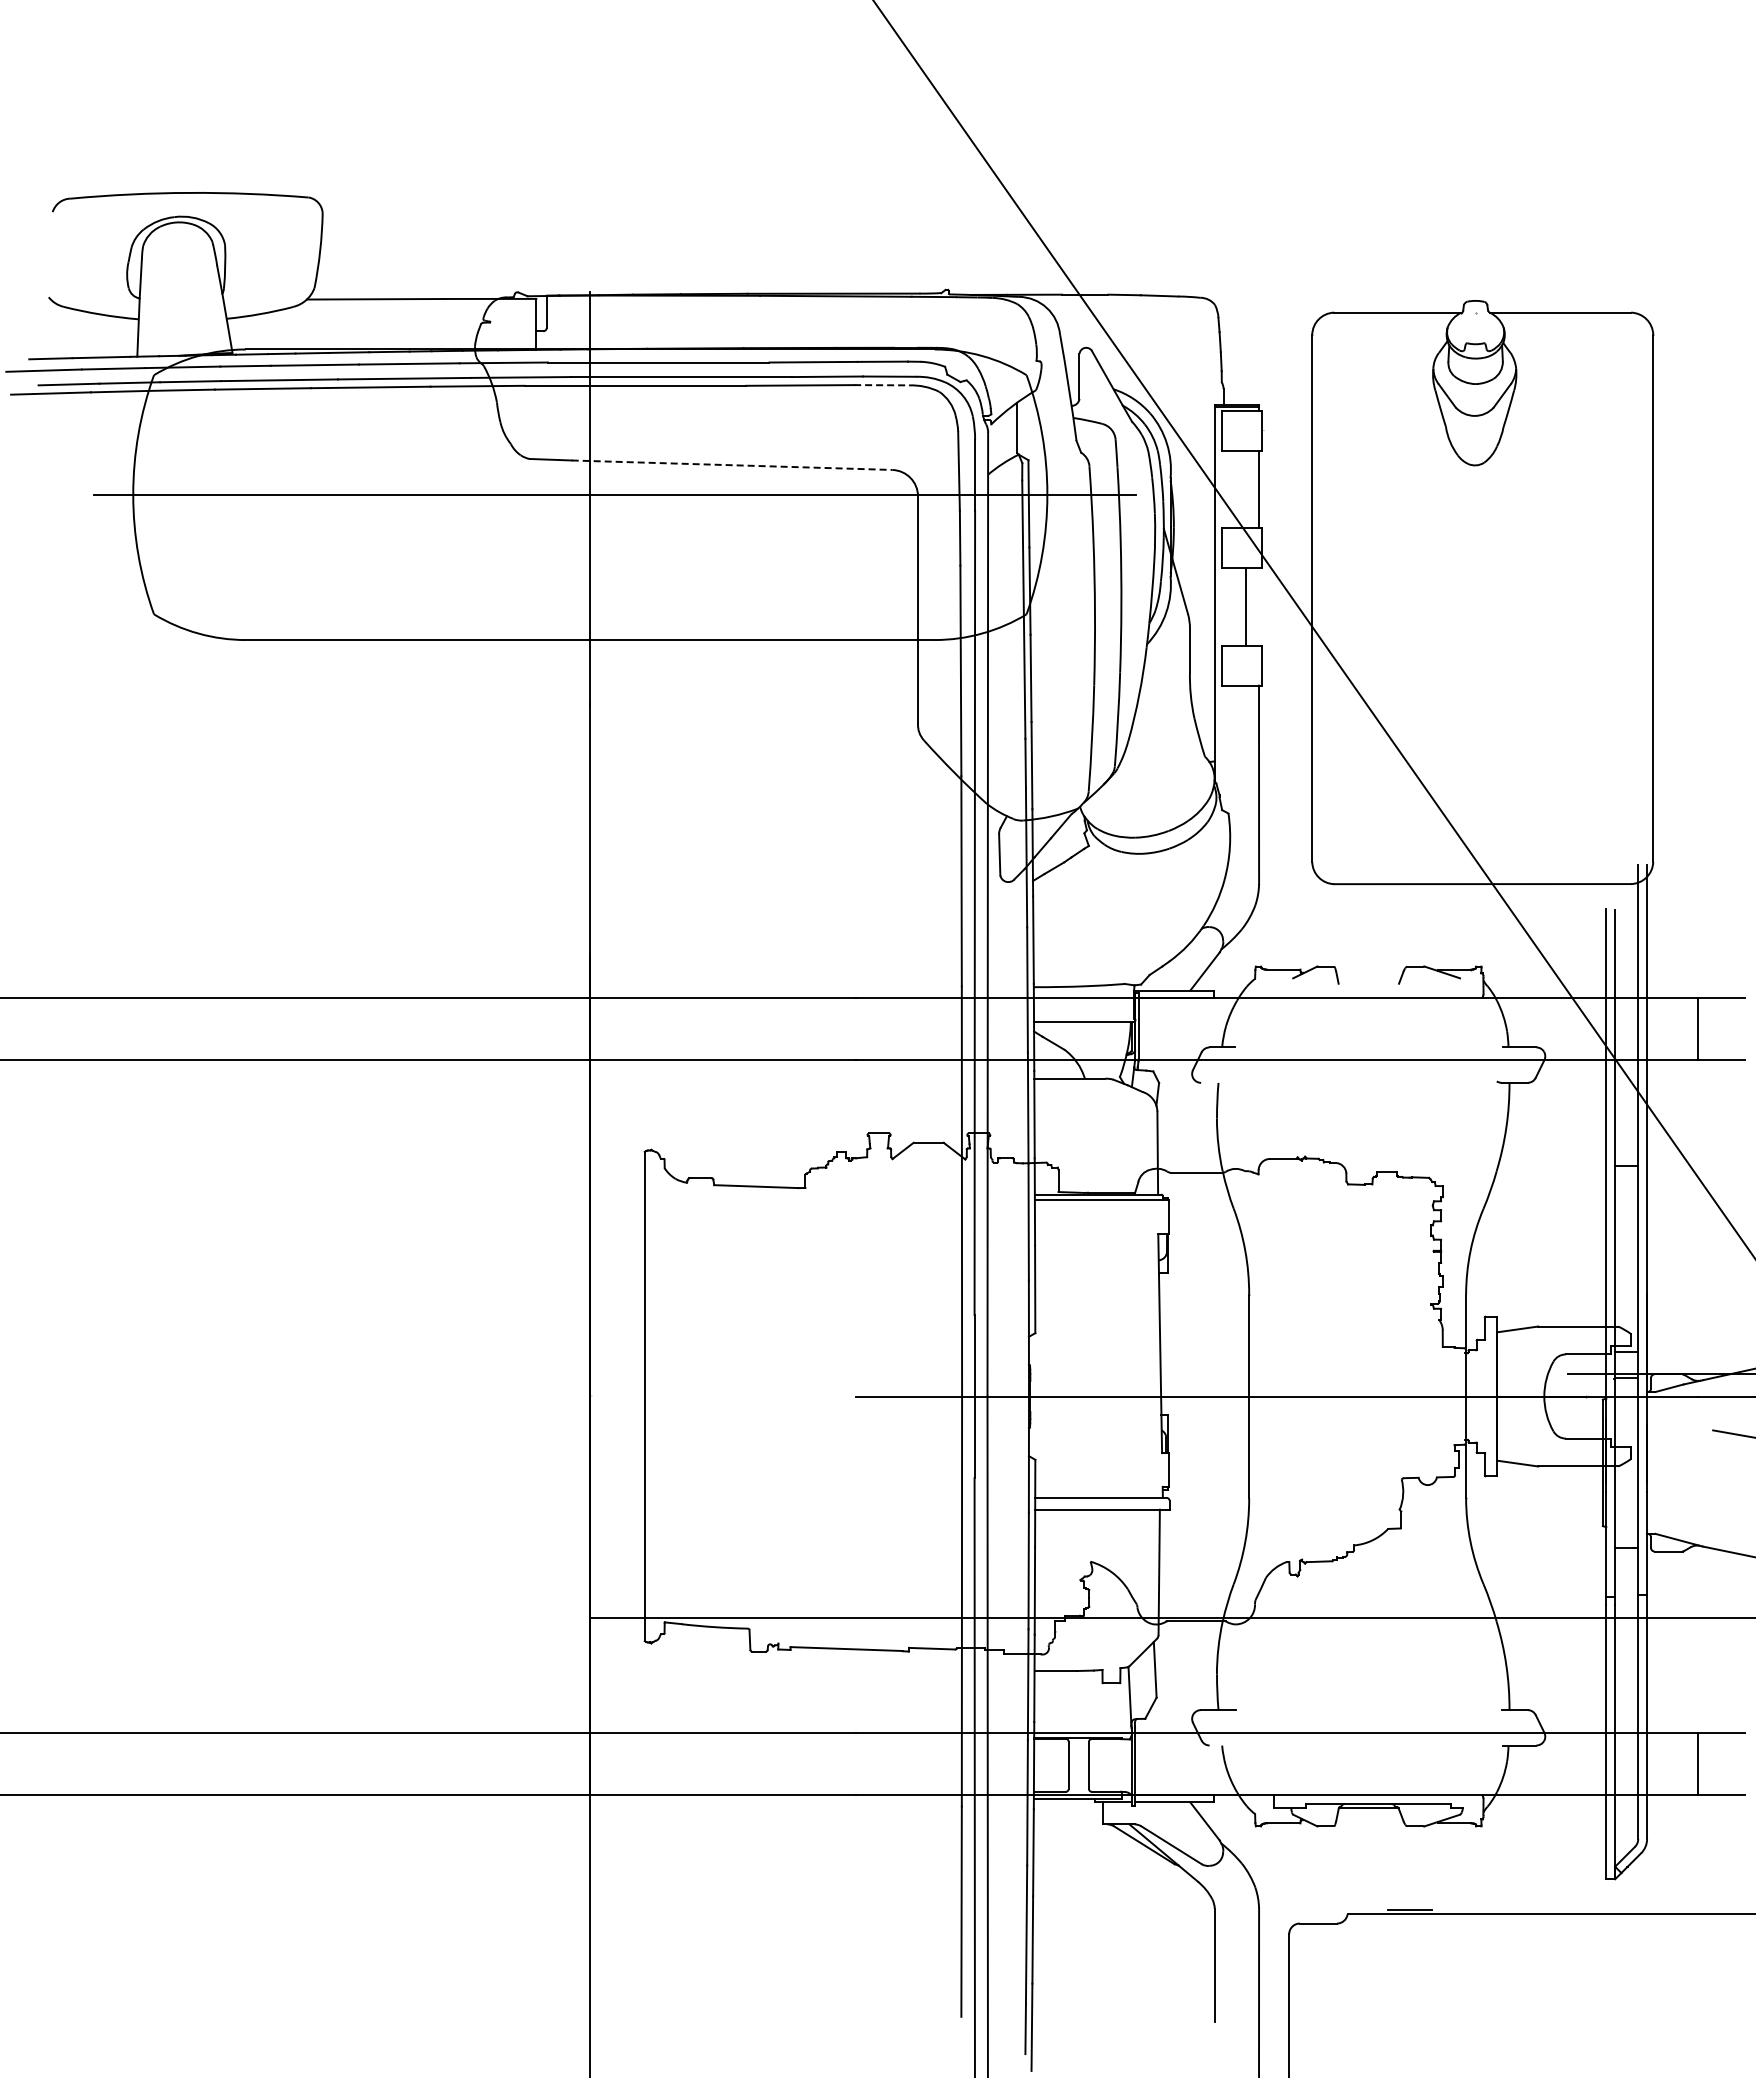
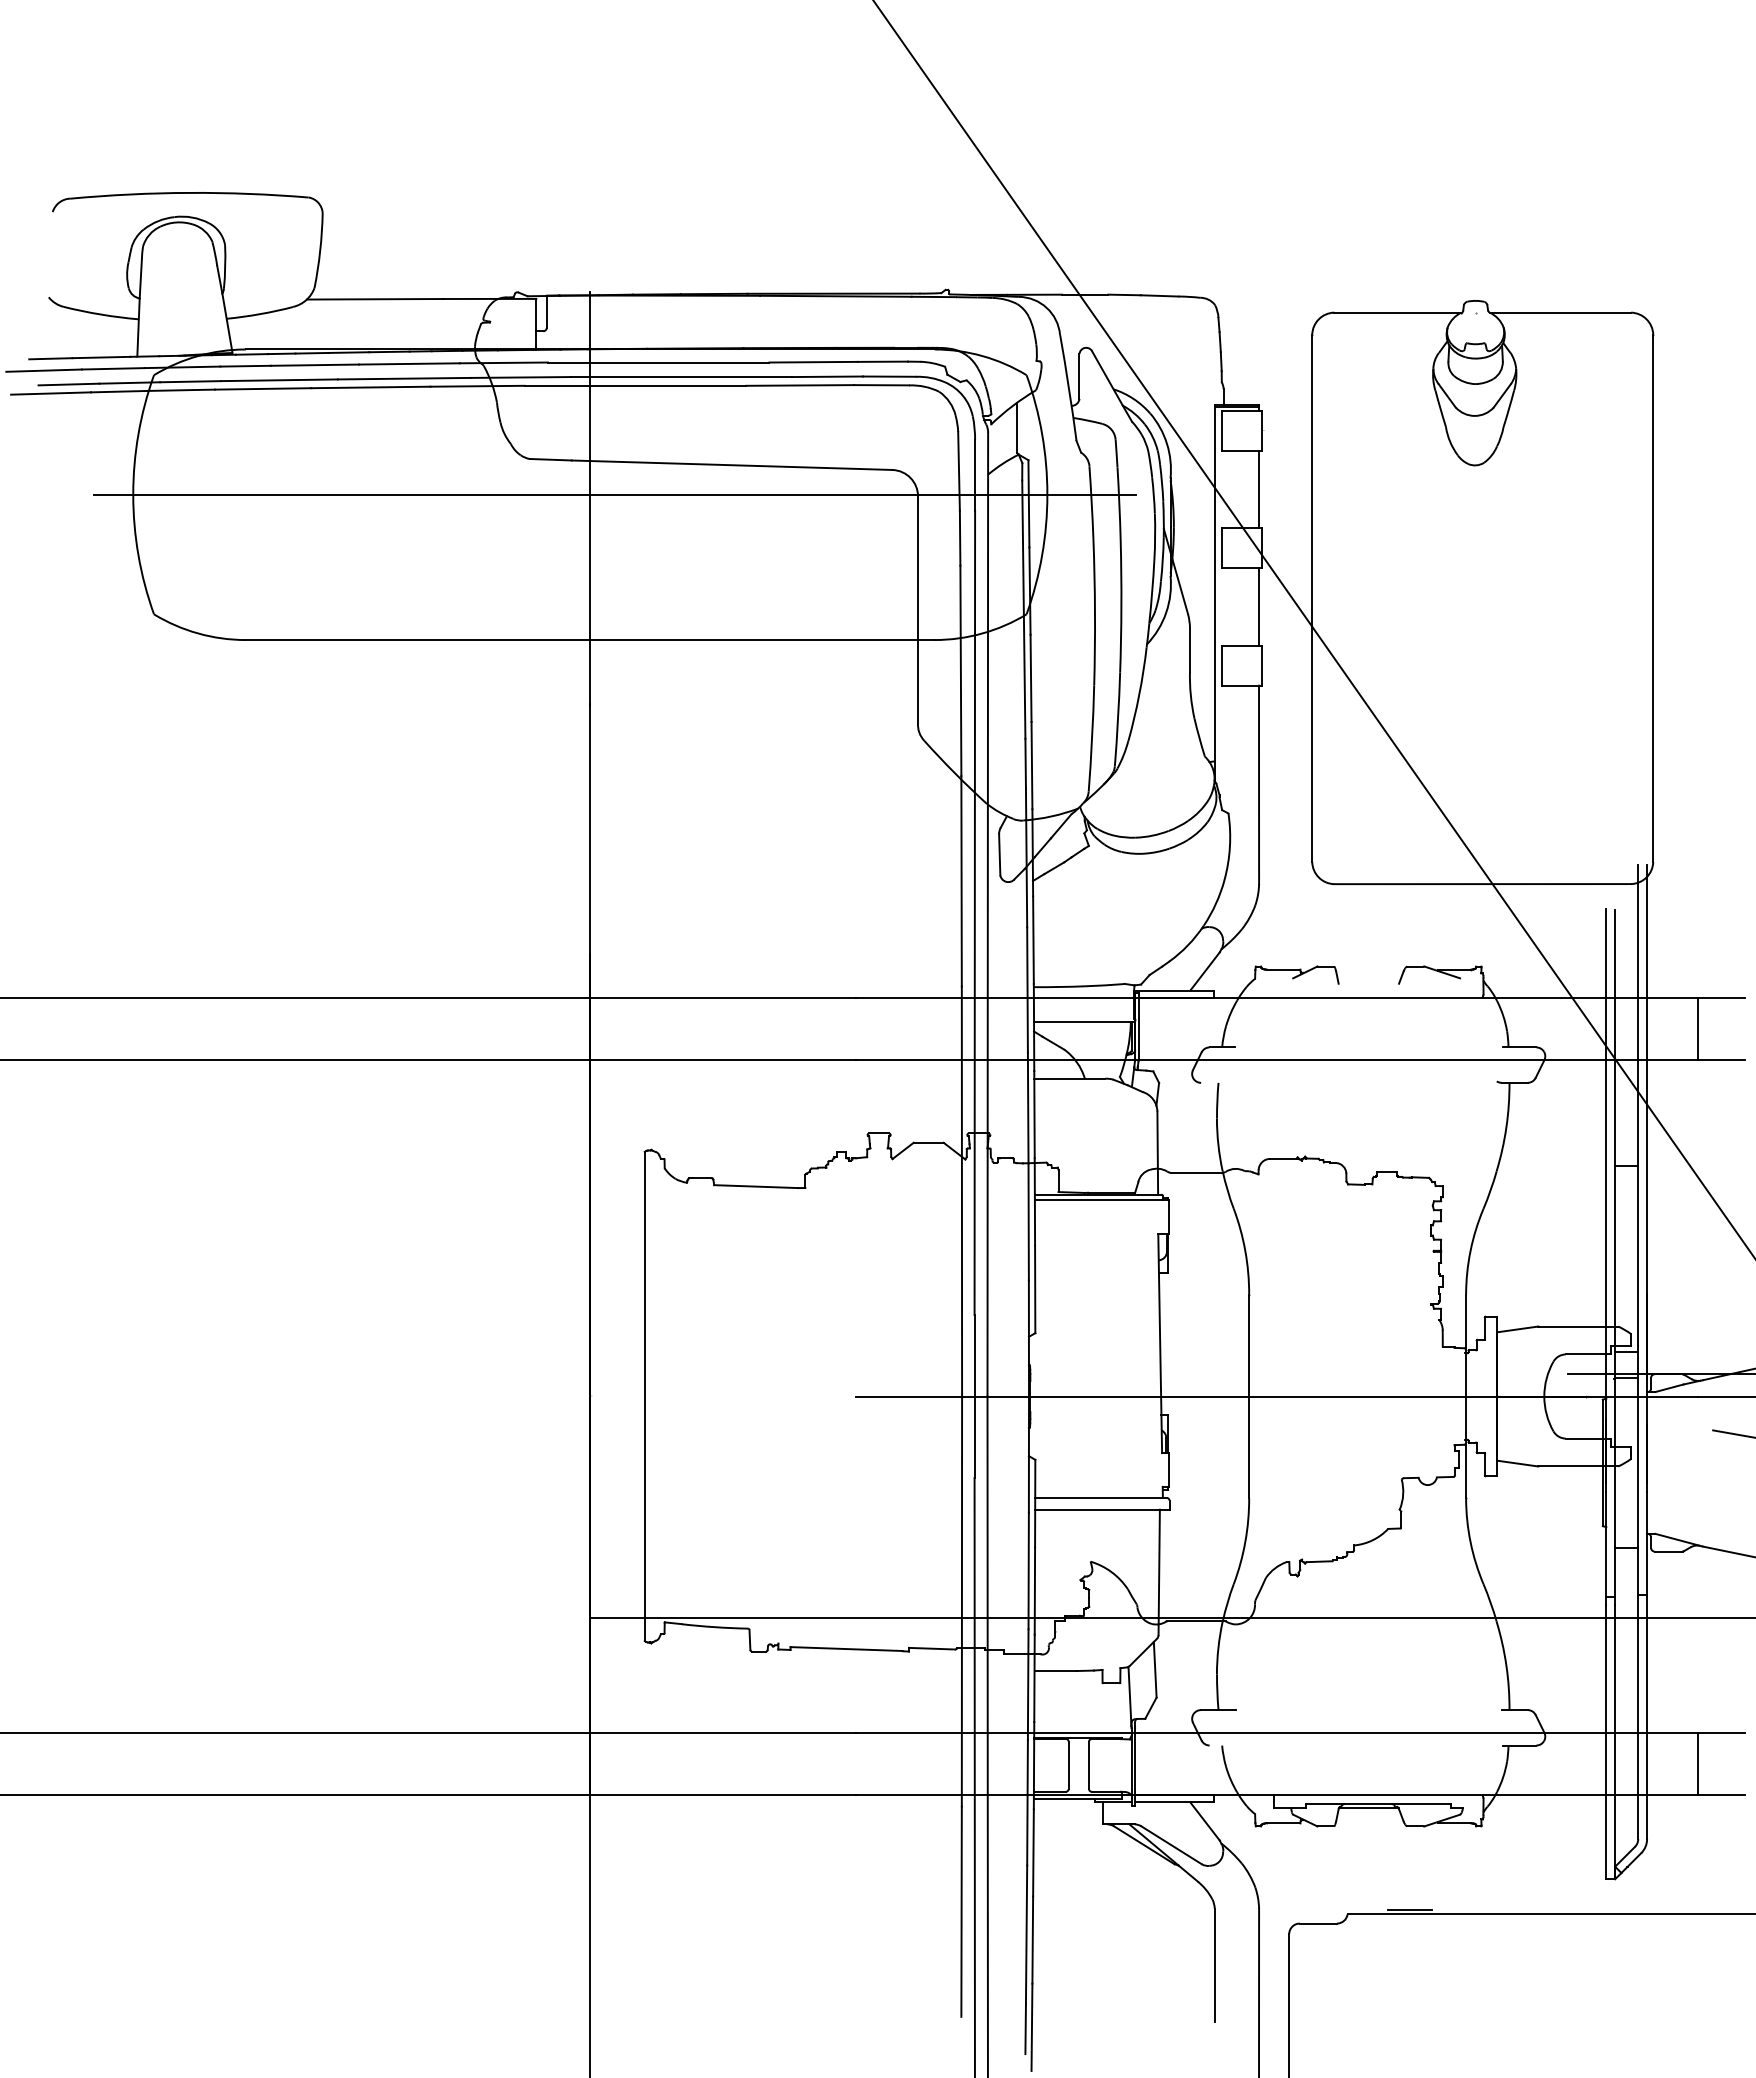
line: dashed -> solid (882, 385)
line: dashed -> solid (732, 465)
line position: (1246, 606) -> (1259, 606) (1259, 606)
